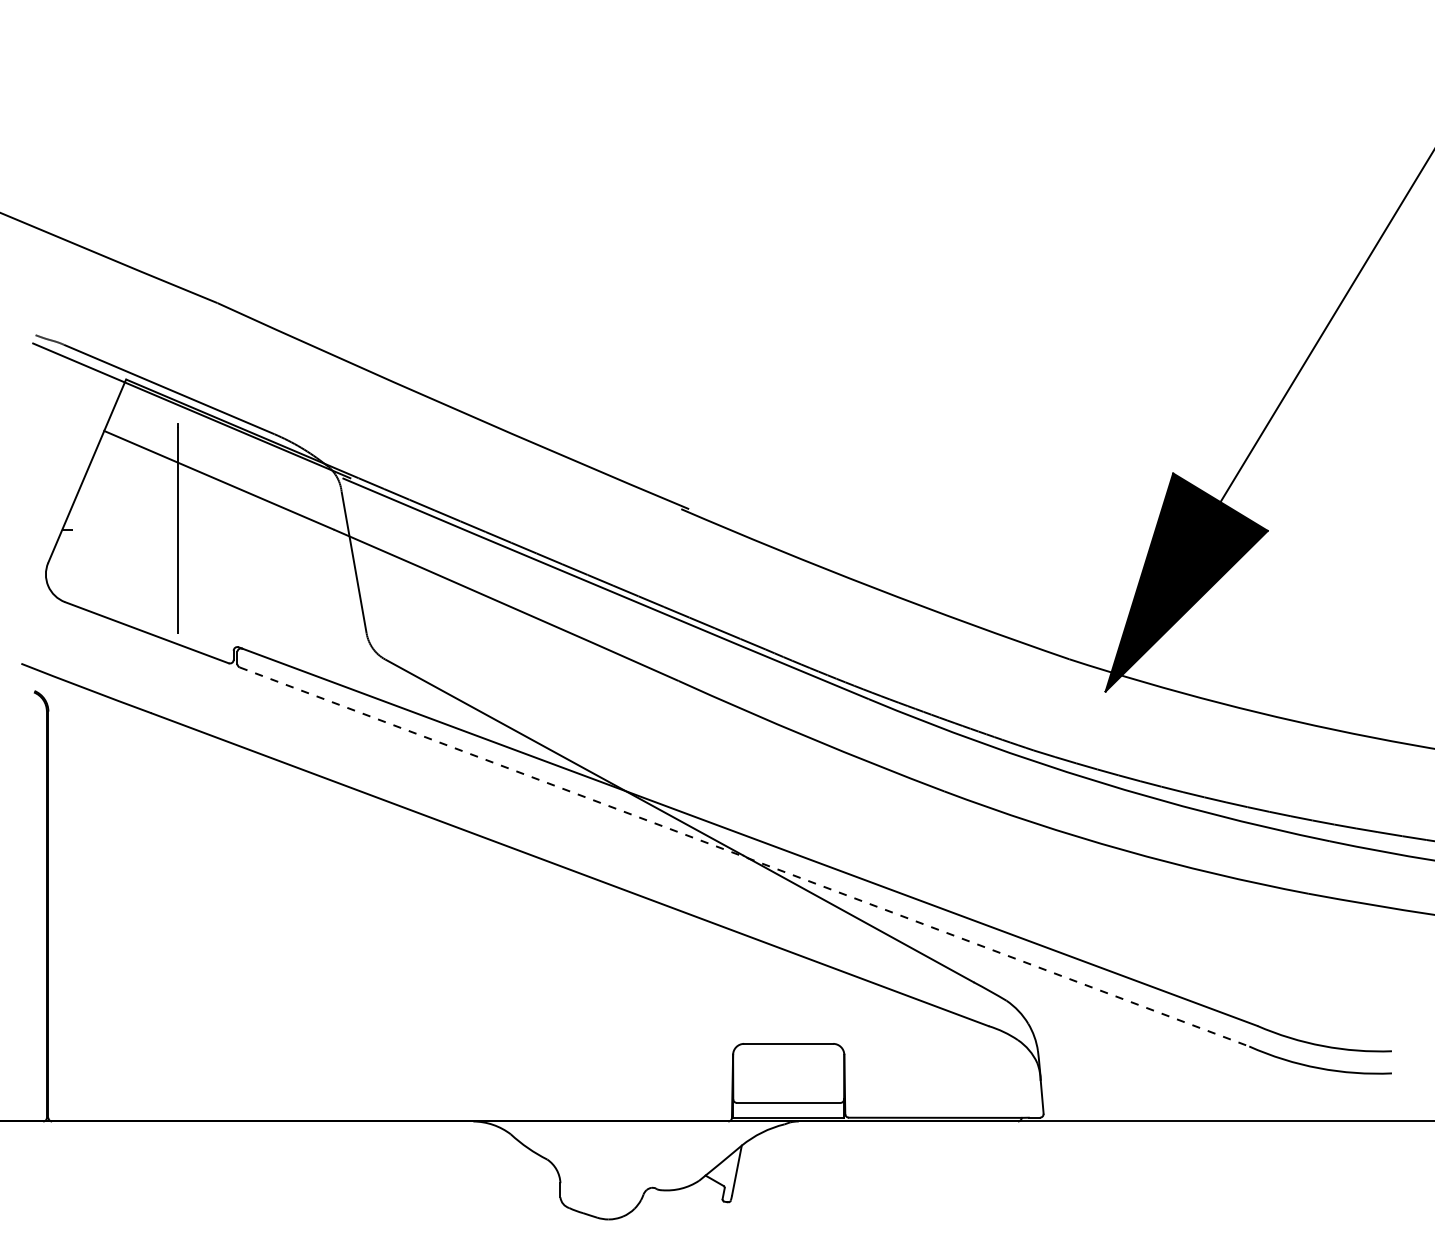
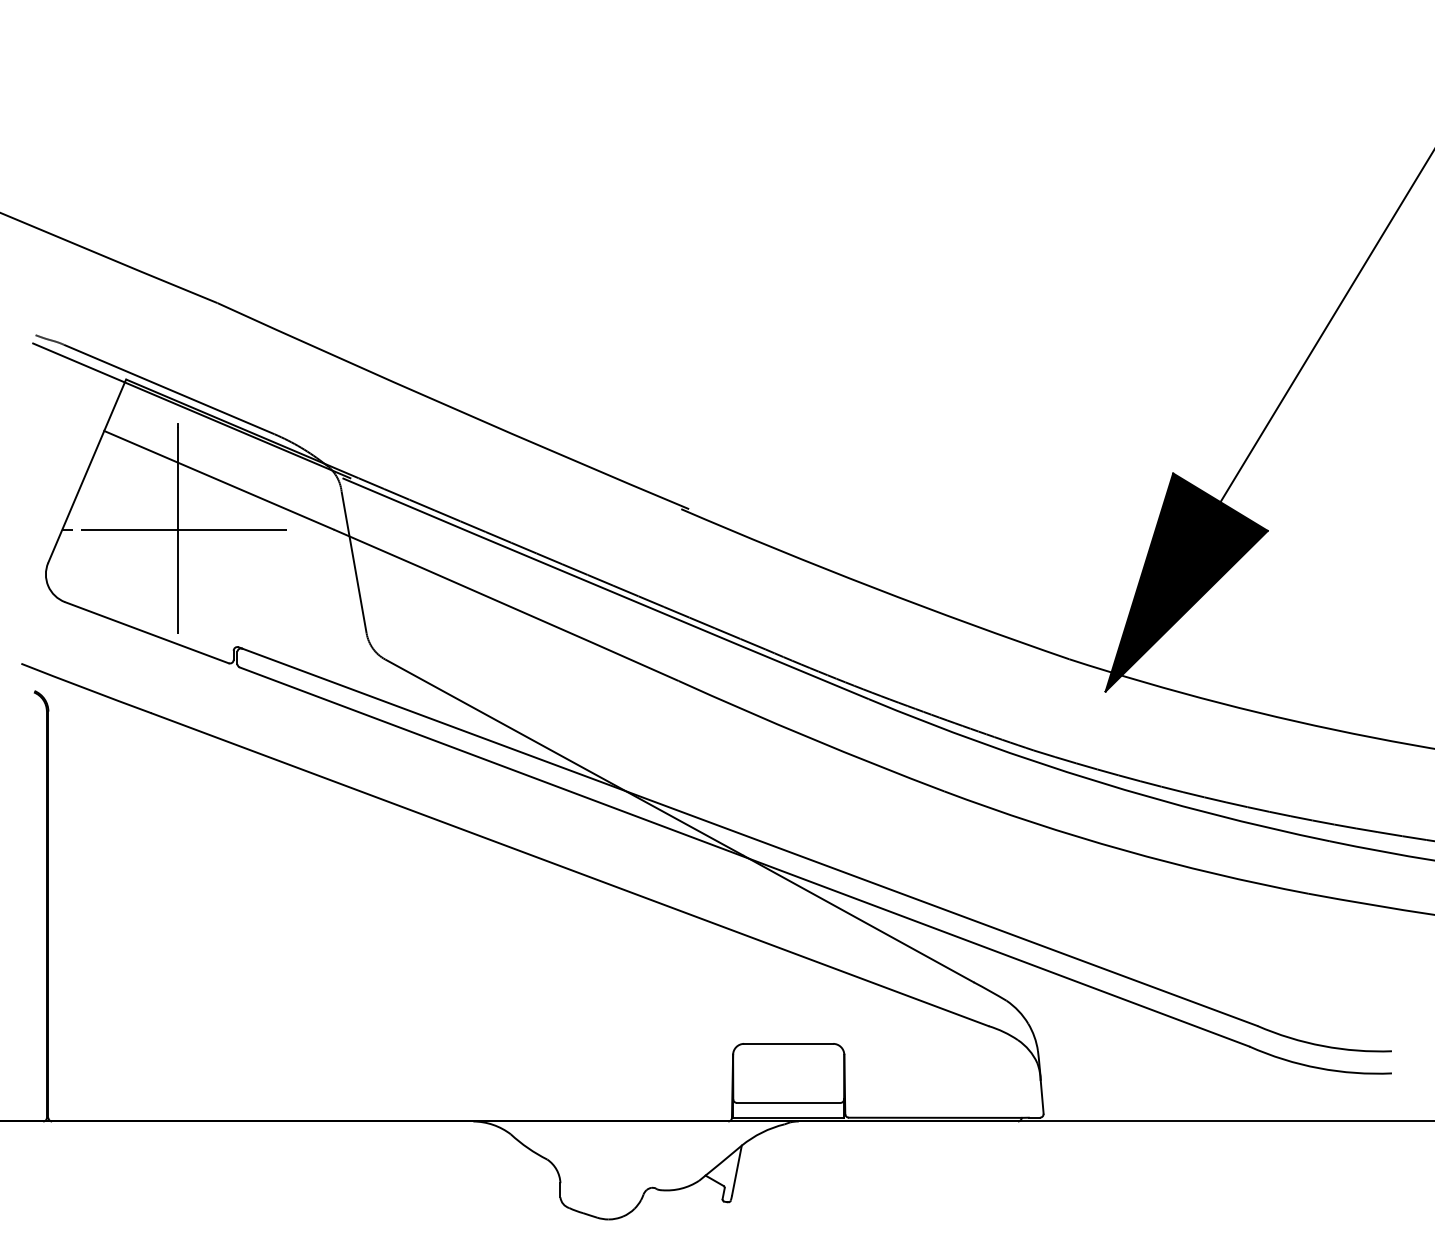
line: none -> present (183, 530)
line: dashed -> solid (744, 857)
